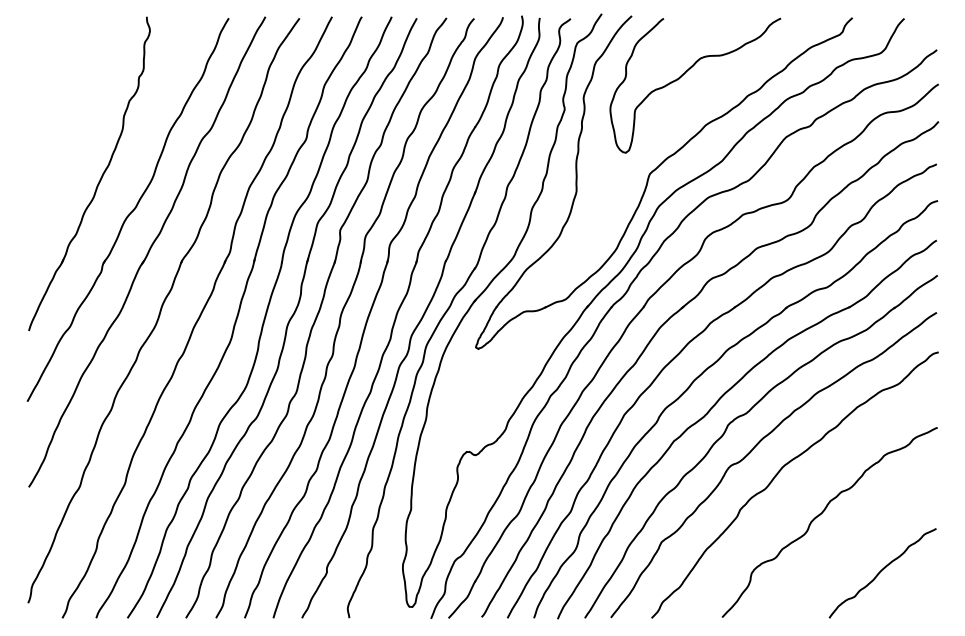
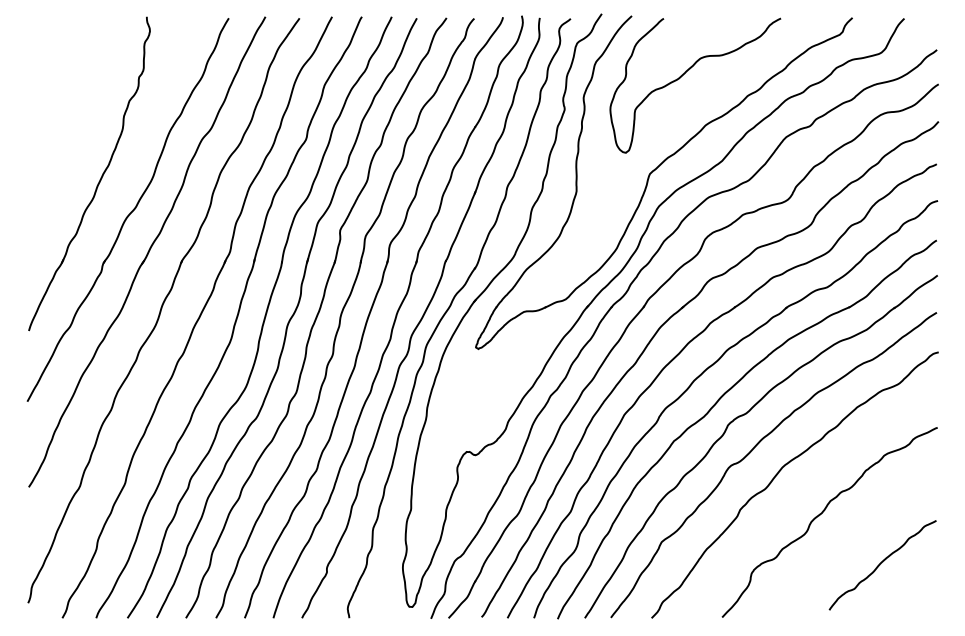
curve position: (880, 573) -> (880, 565) (880, 565)
